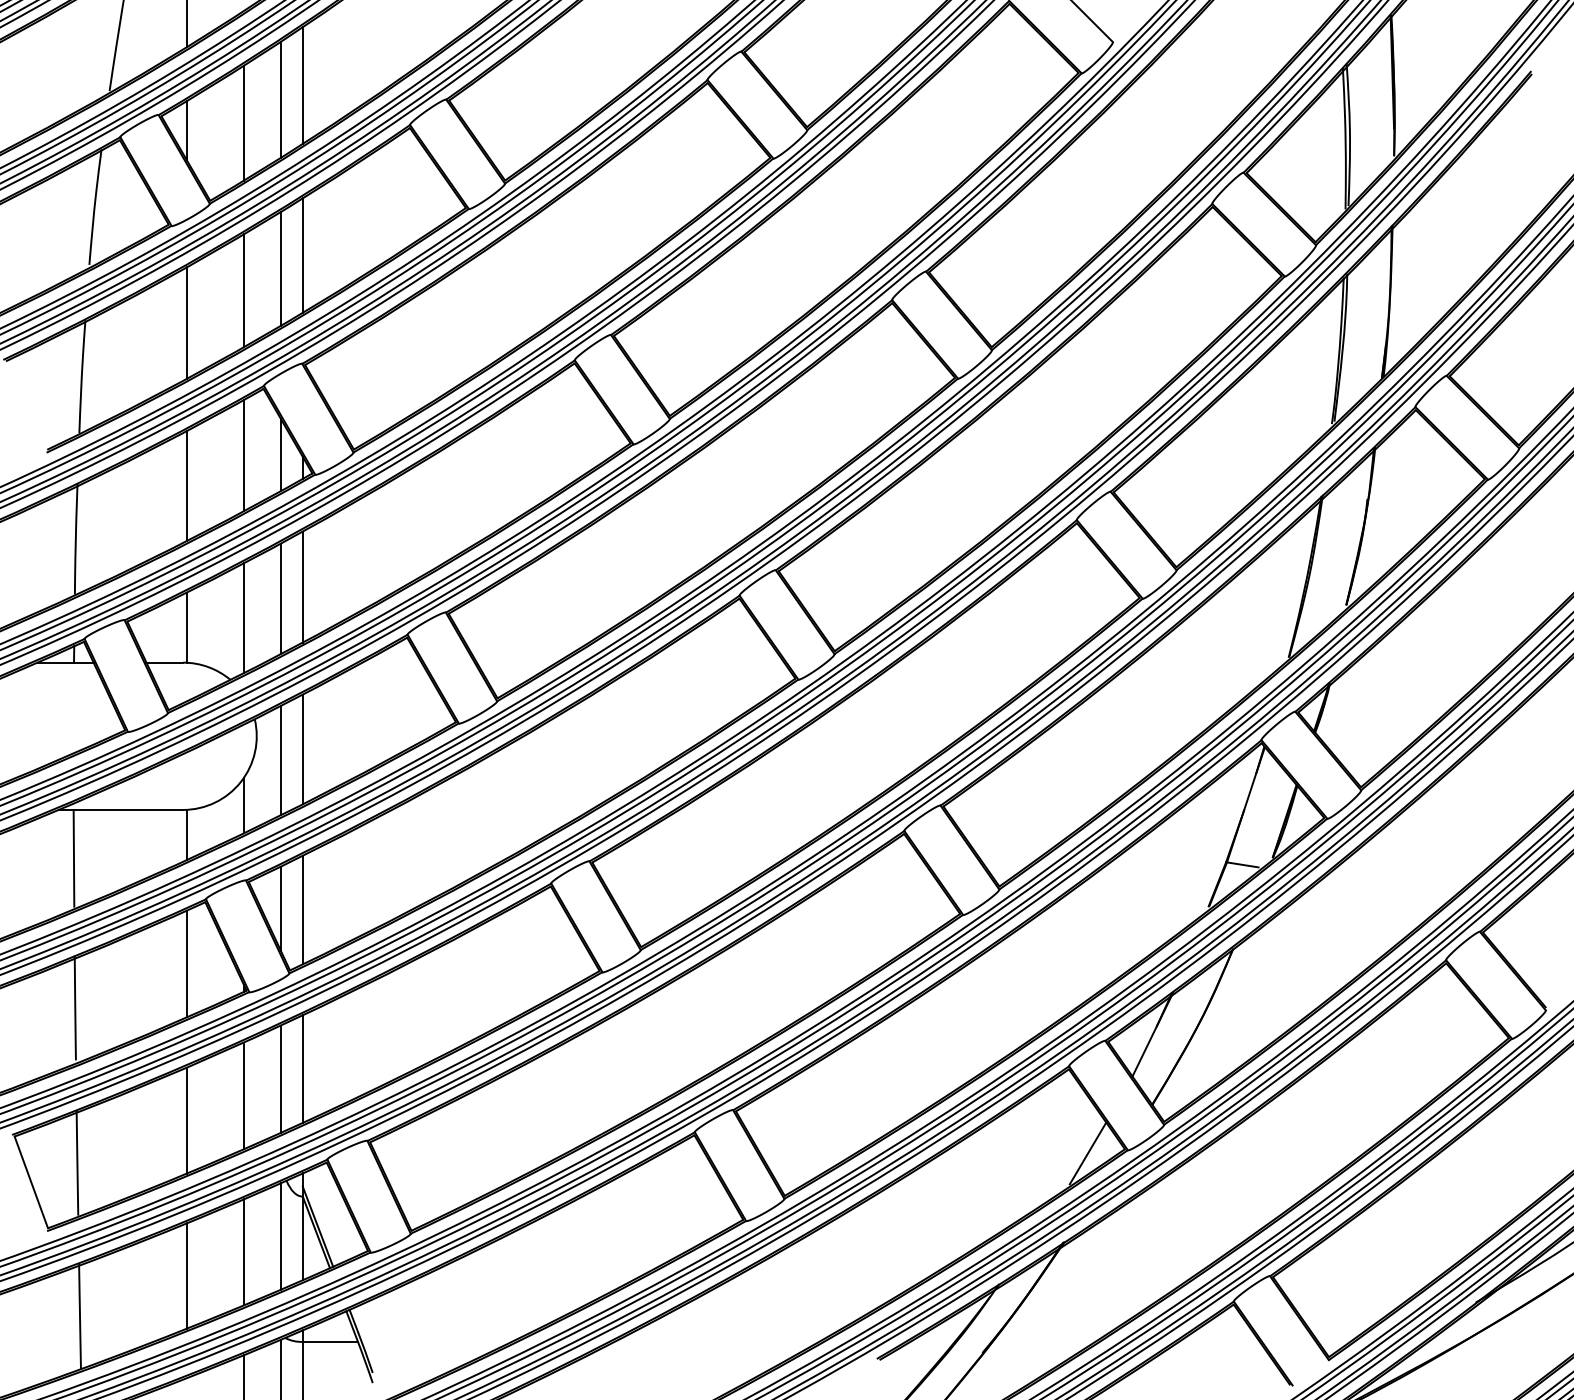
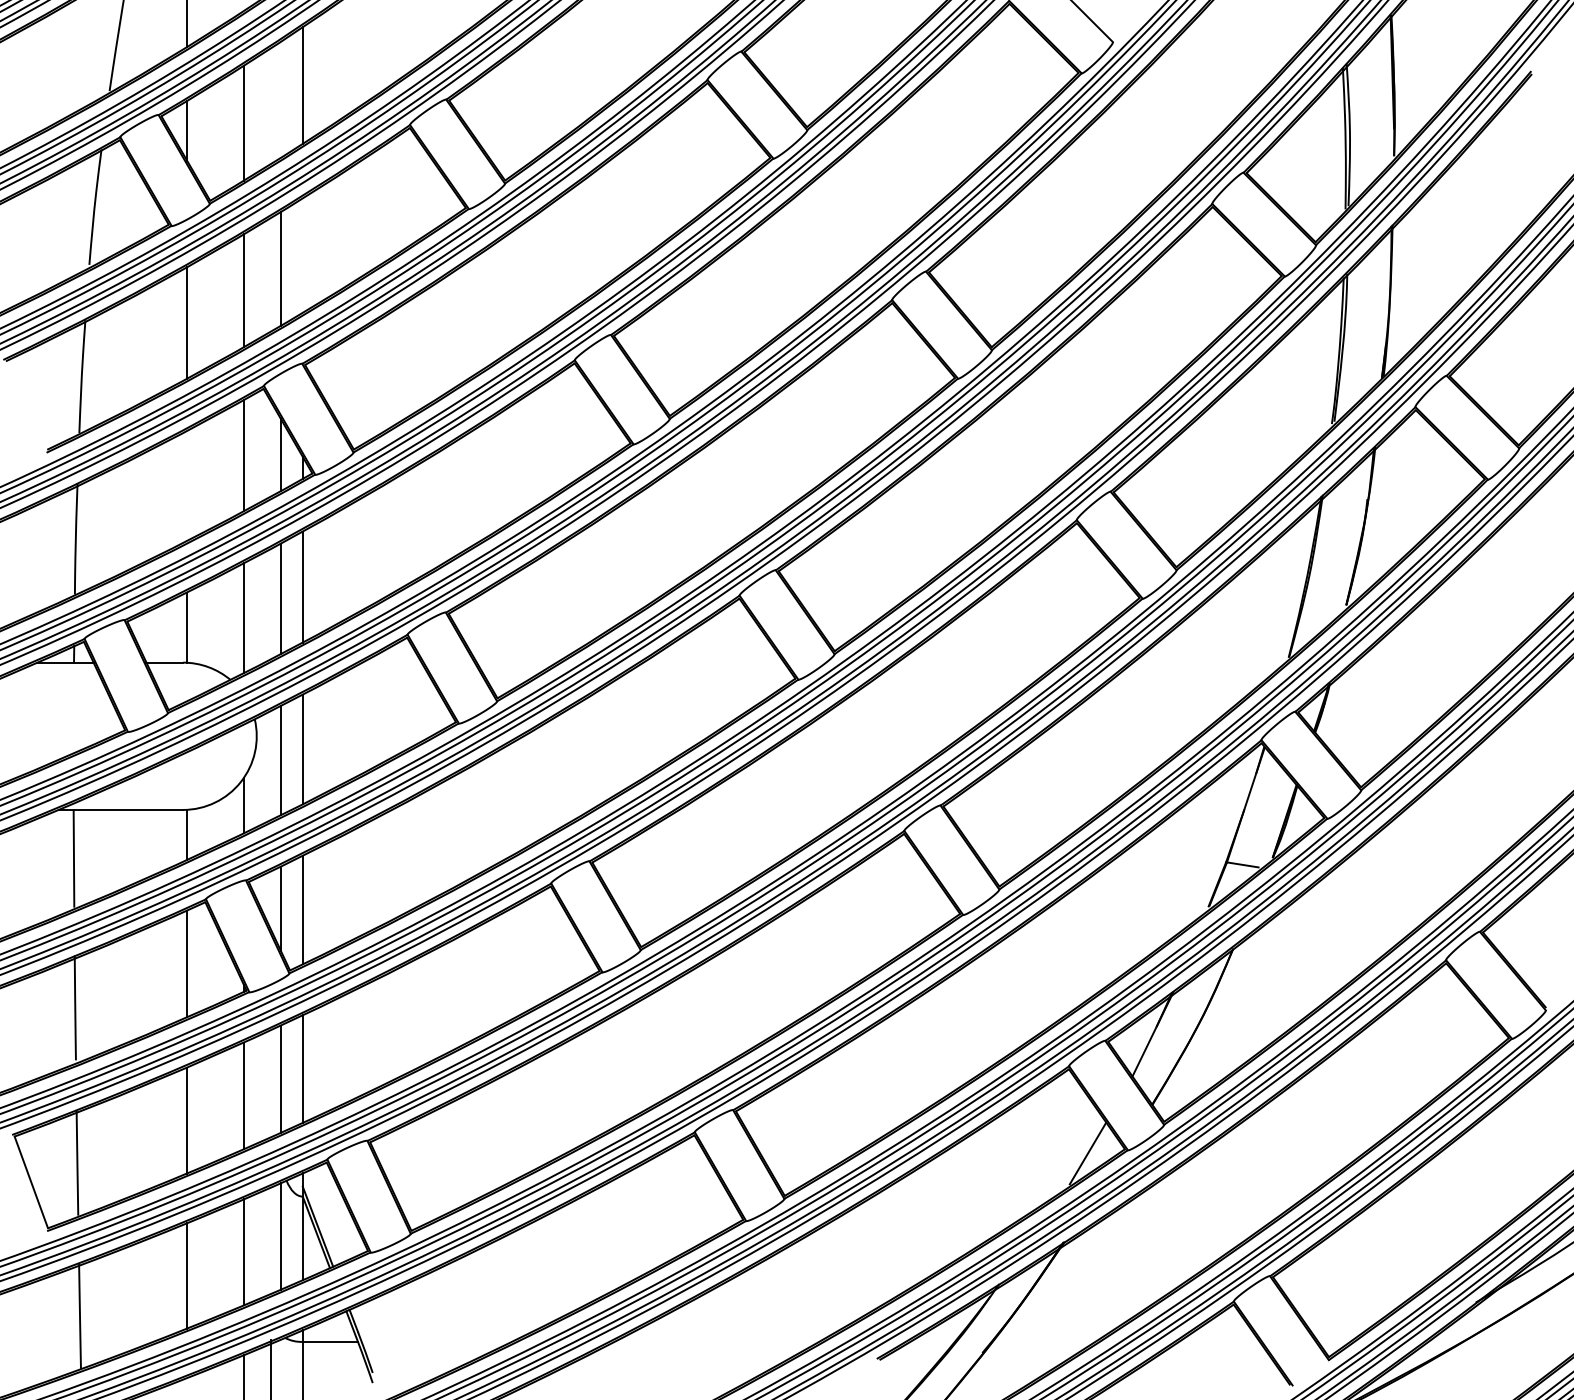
line: present -> none (280, 99)
line: present -> none (302, 255)
line: present -> none (187, 485)
line position: (280, 1367) -> (270, 1367) (270, 1367)
